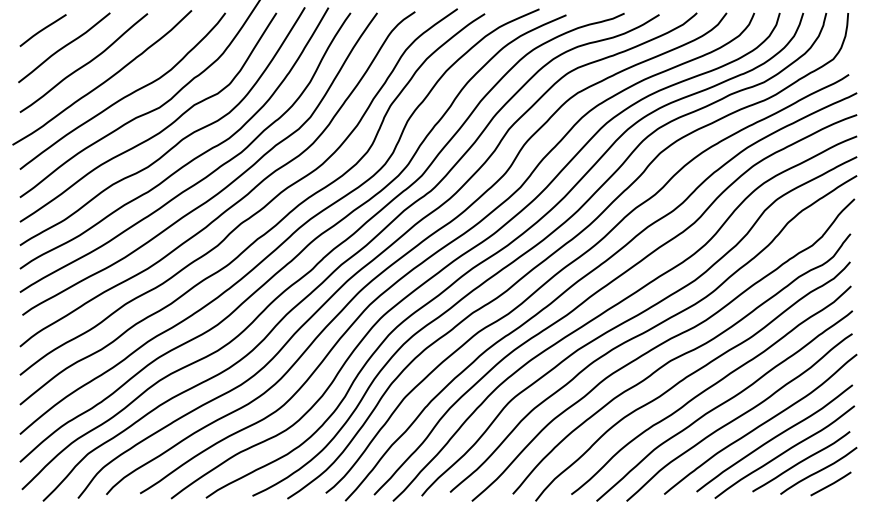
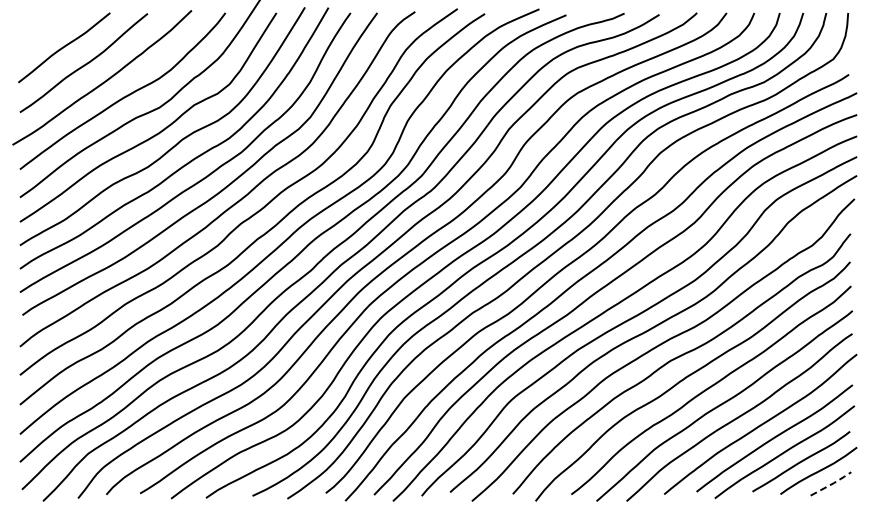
line: present -> none (42, 30)
line: solid -> dashed (833, 483)
